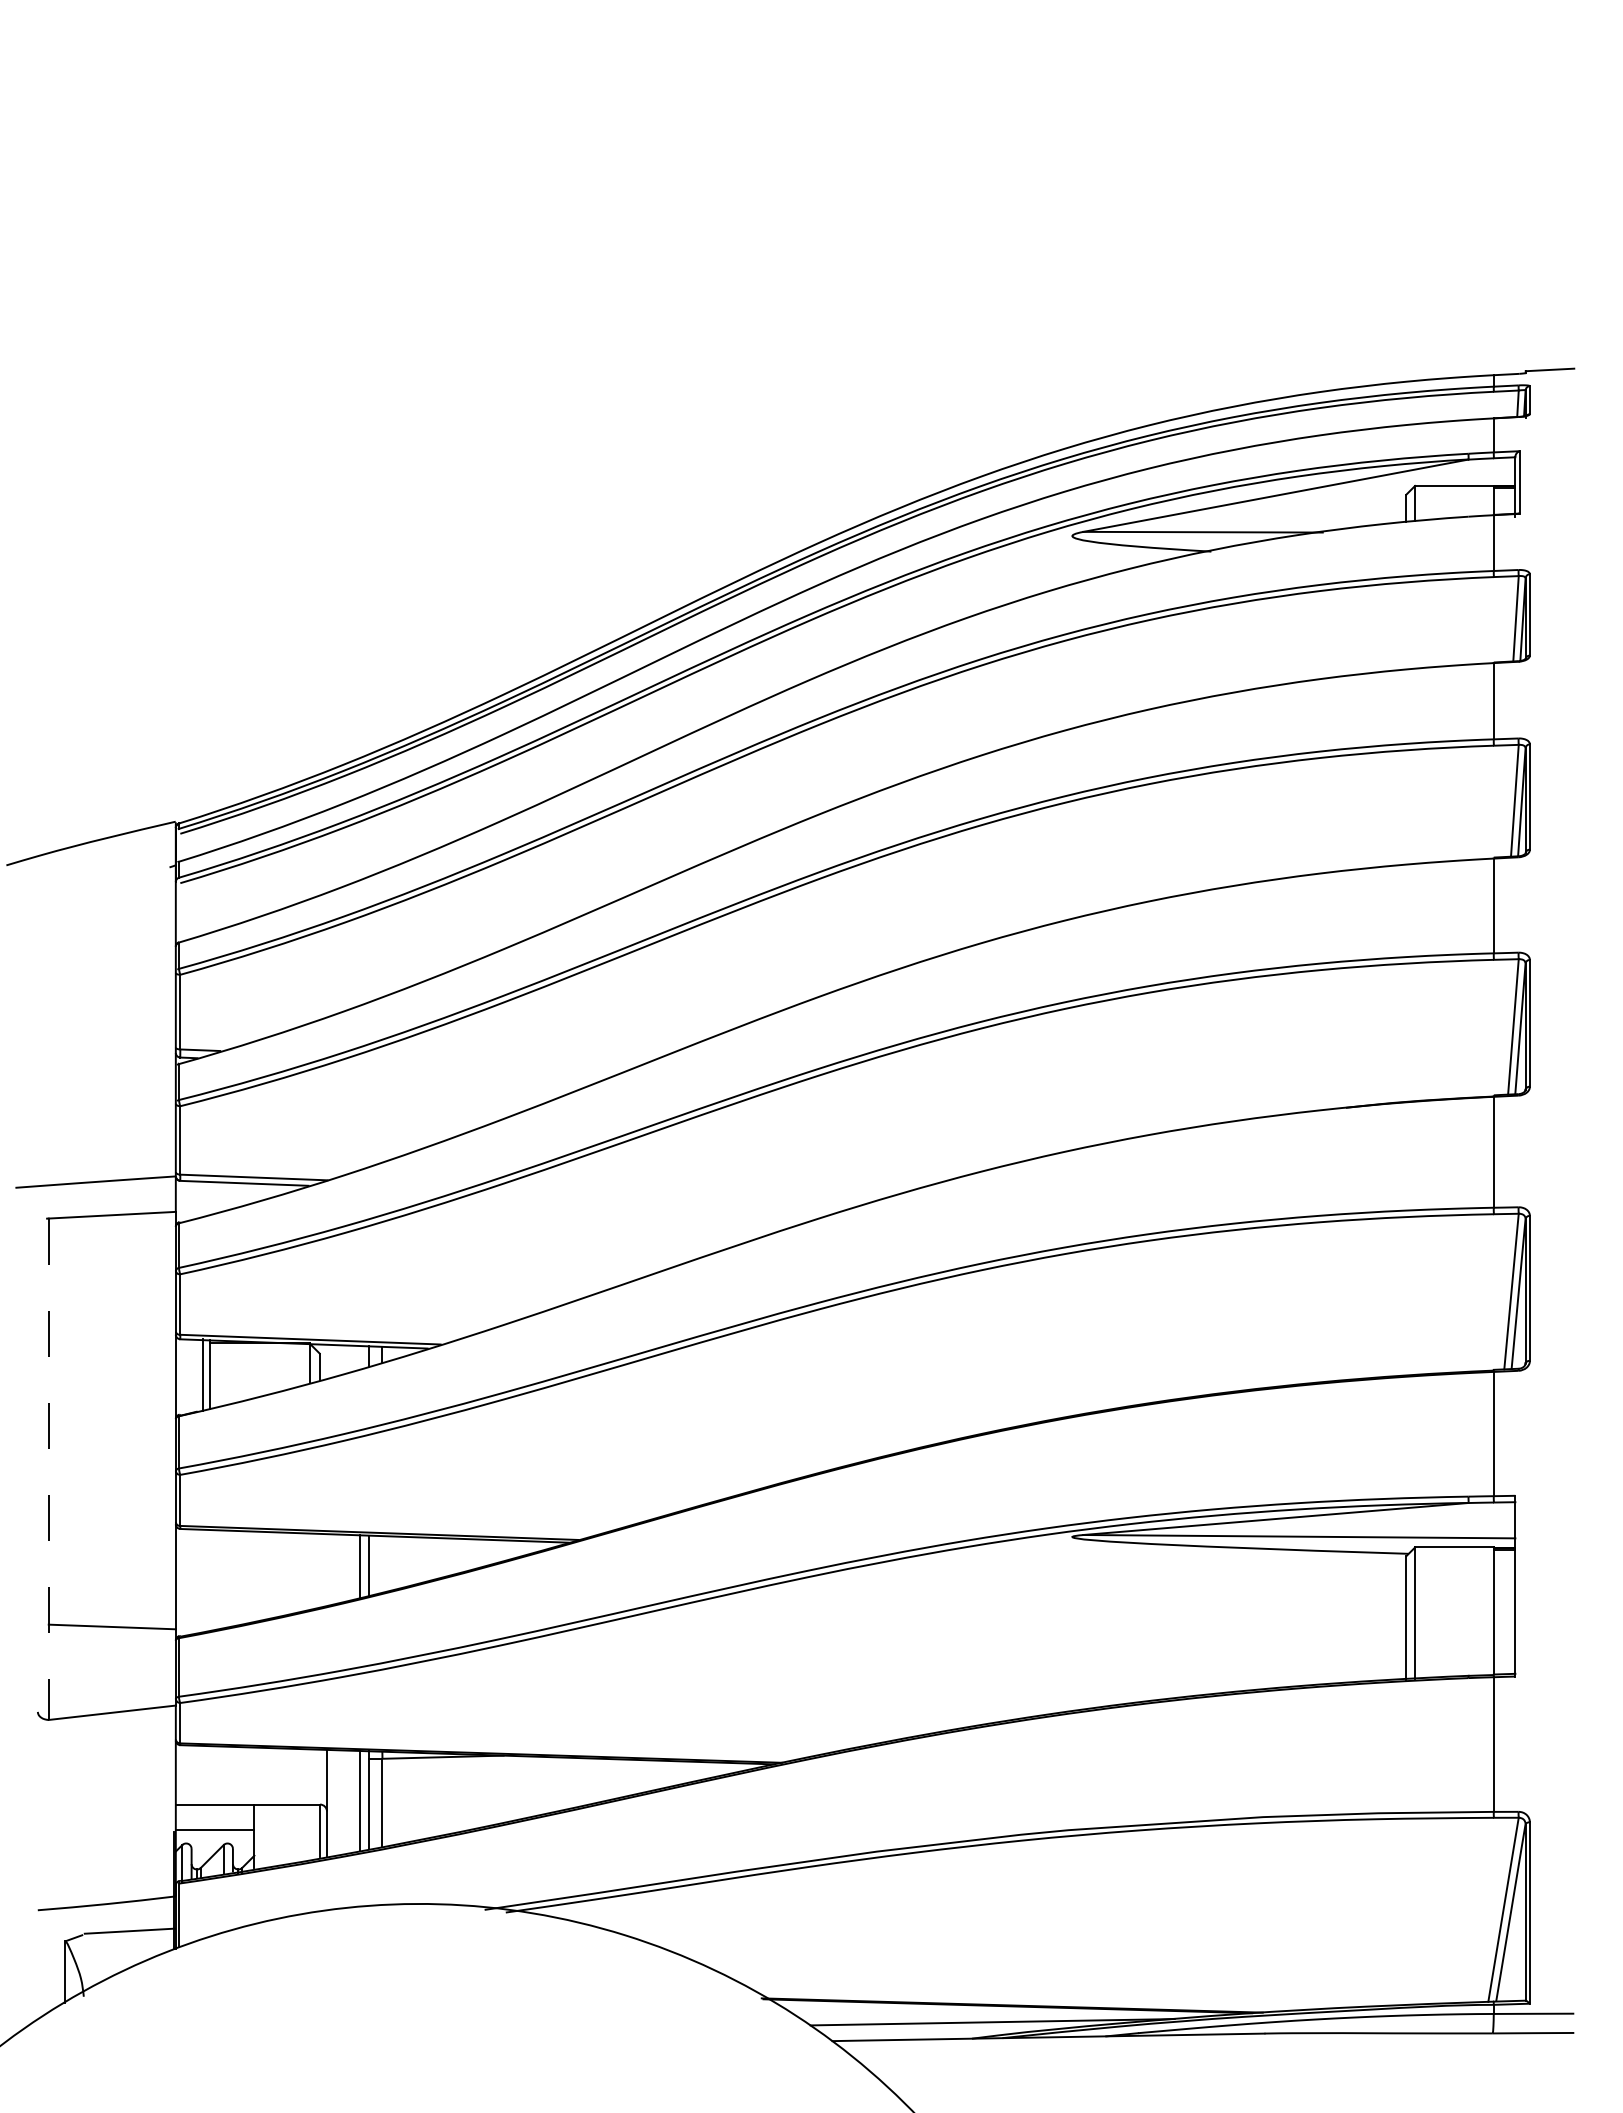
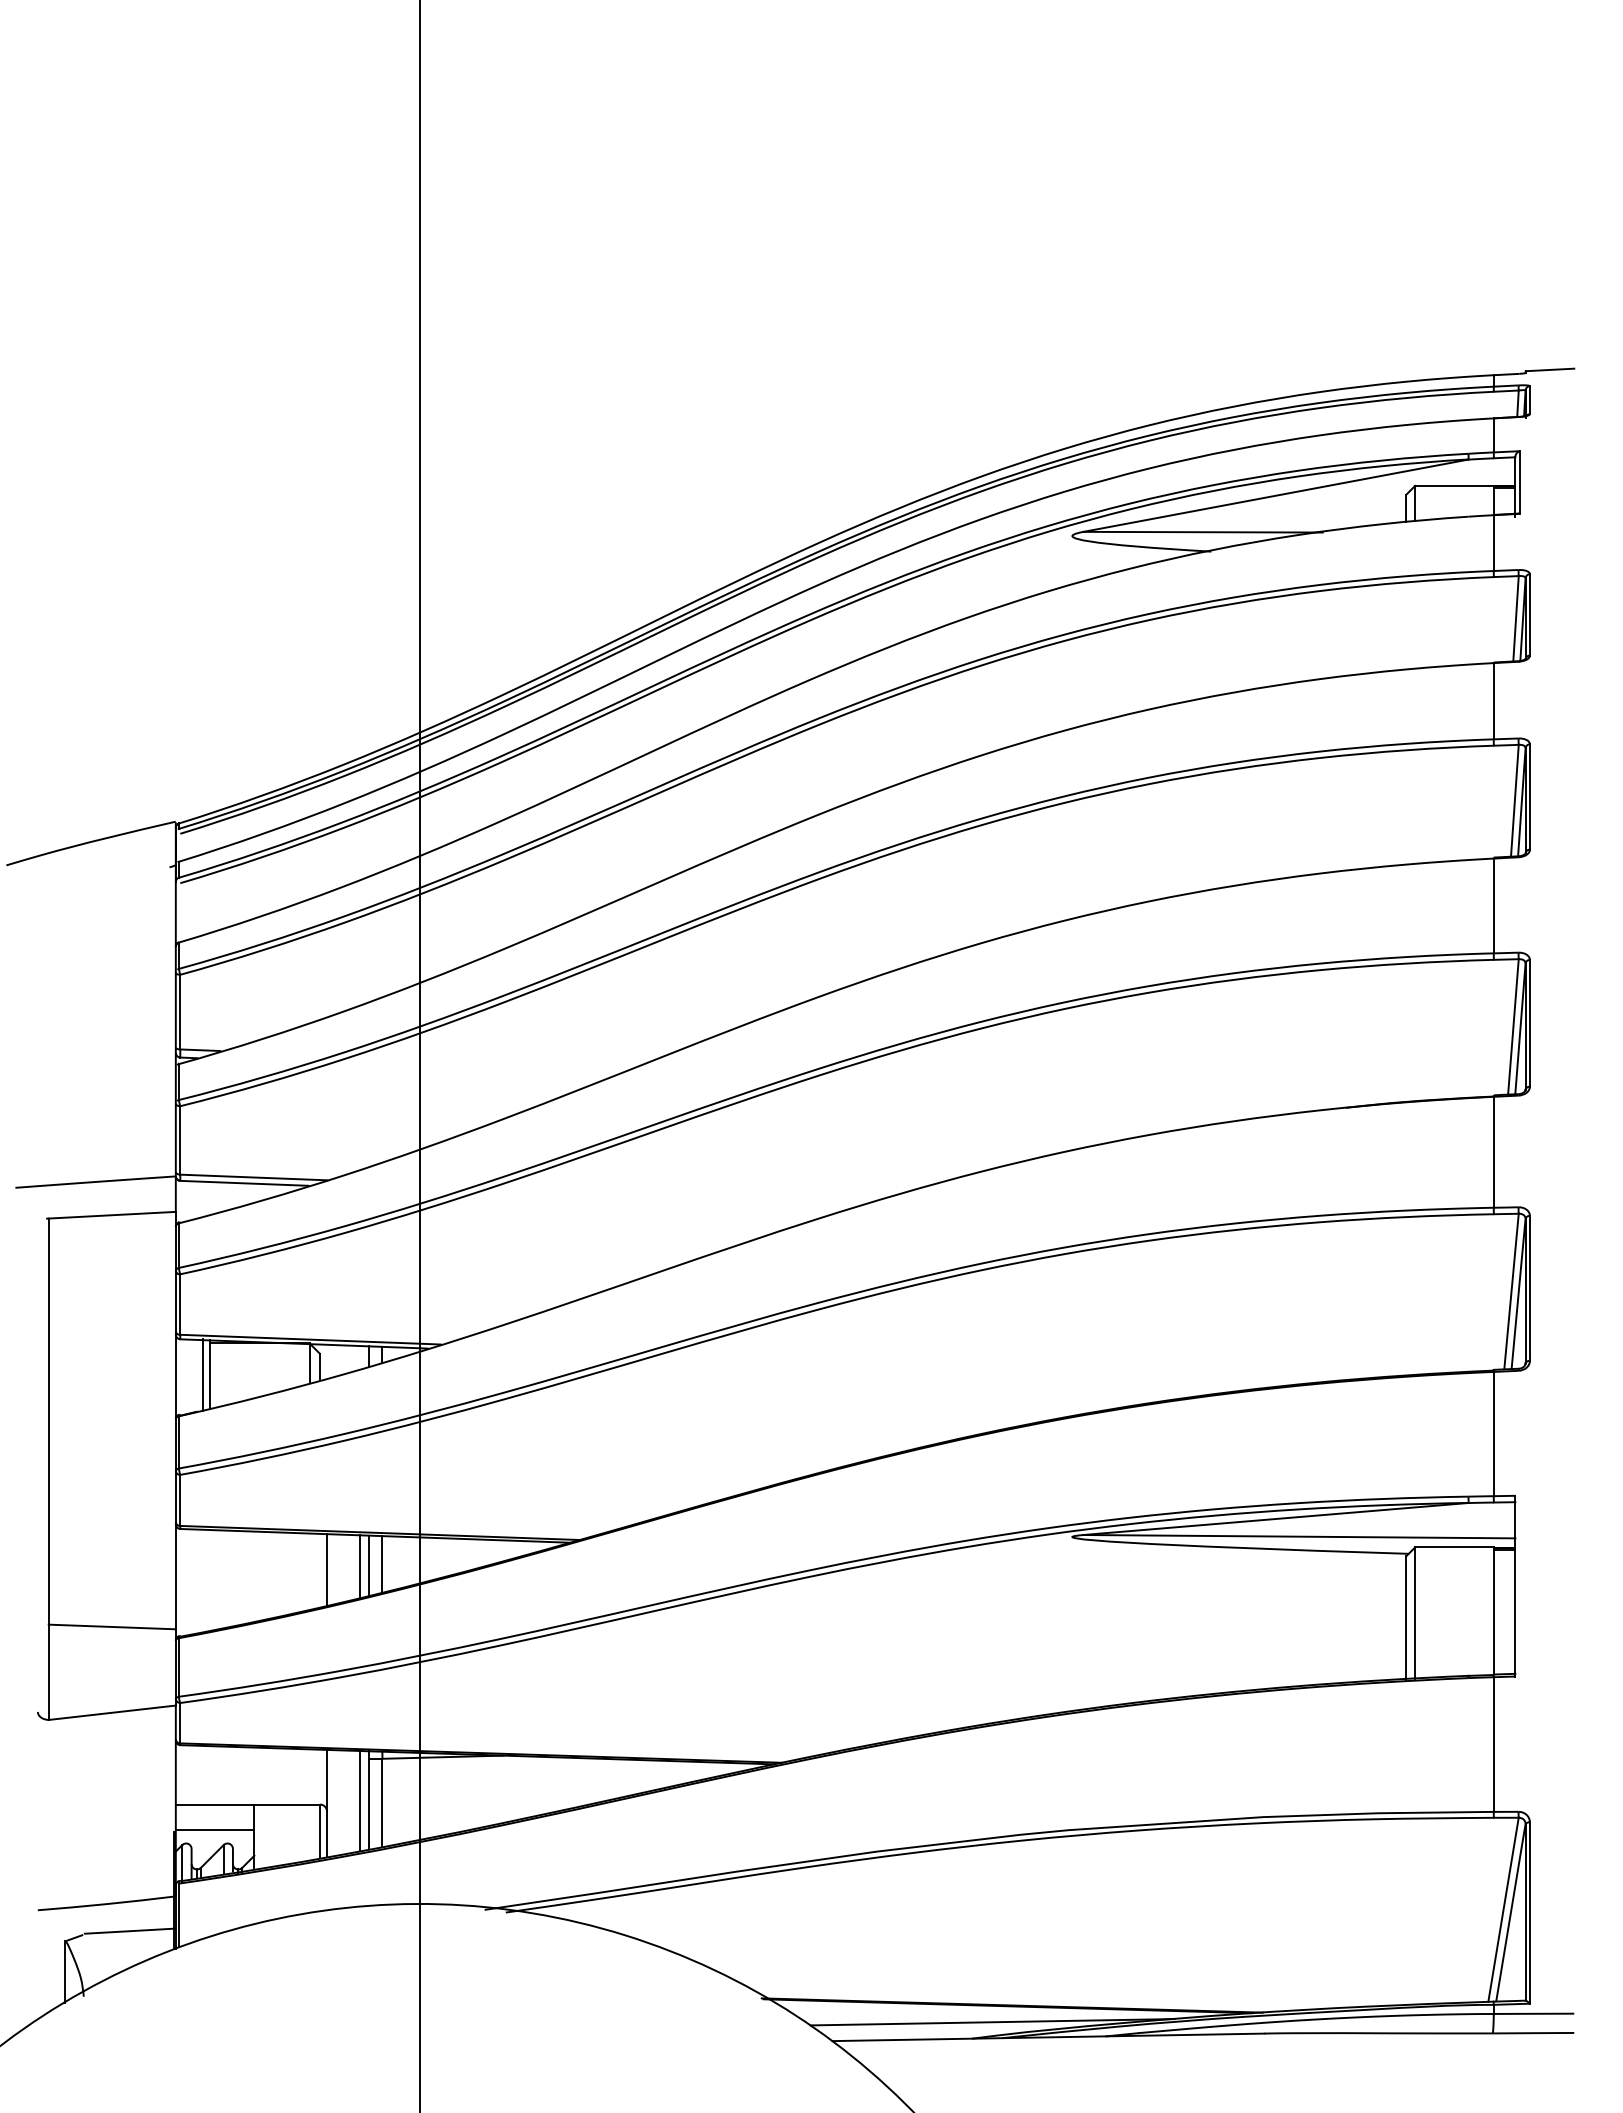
line: none -> present (419, 1055)
line: dashed -> solid (48, 1469)
line: none -> present (382, 1564)
line: none -> present (326, 1569)
